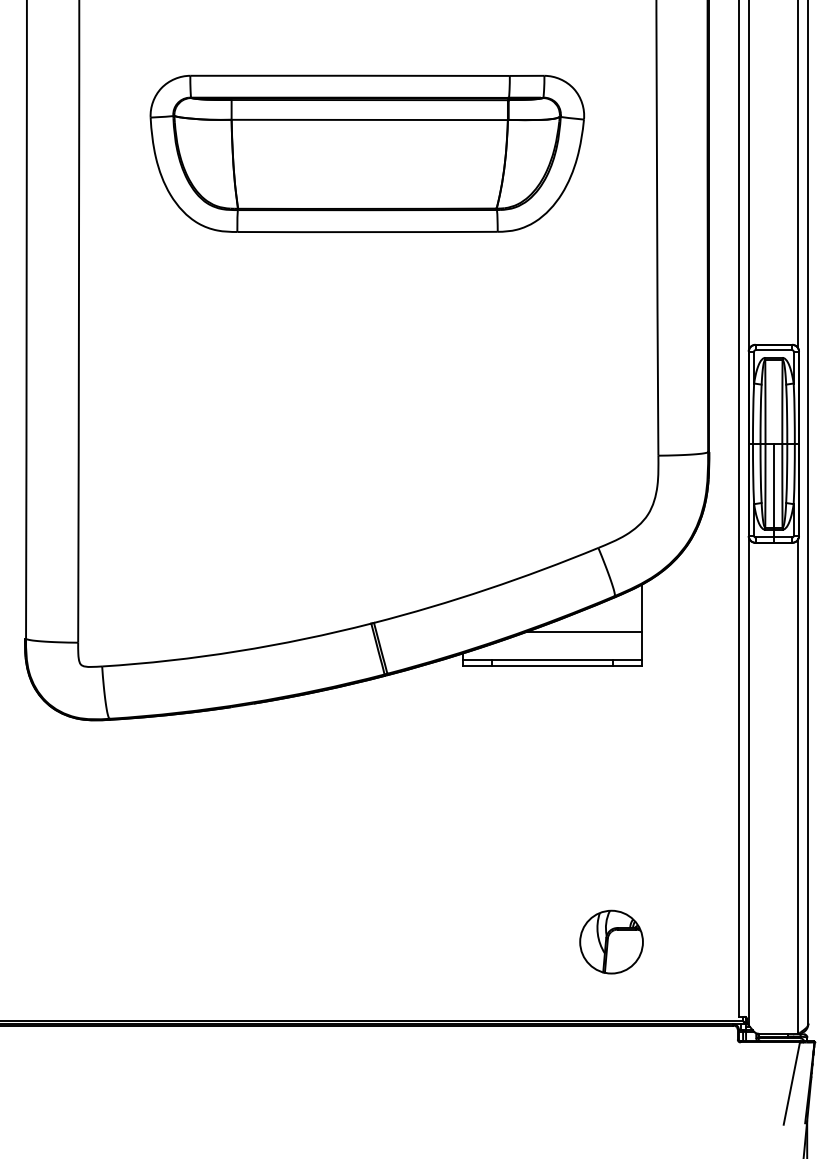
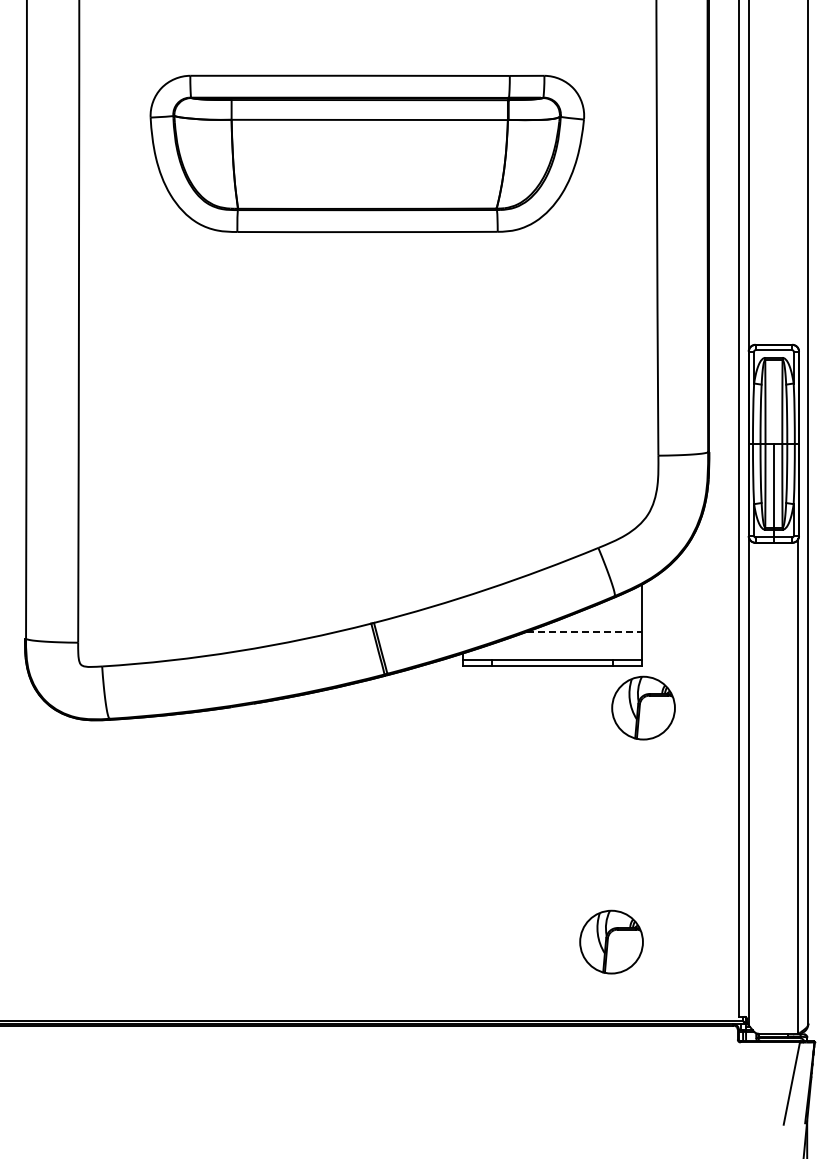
line: present -> none (798, 175)
line: solid -> dashed (584, 631)
part: none -> present (643, 707)
